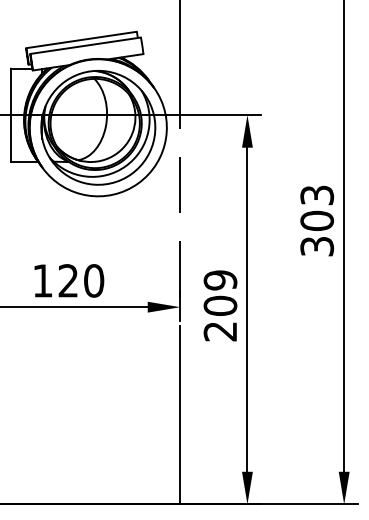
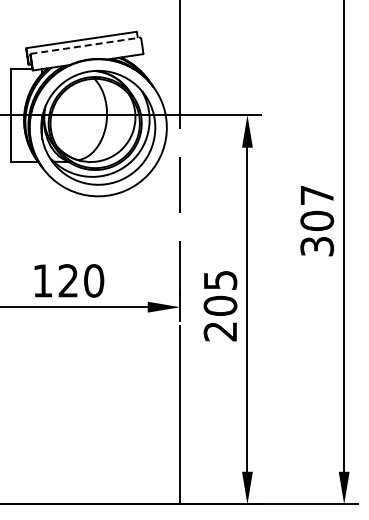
line: solid -> dashed (85, 45)
text: 303 -> 307 (317, 195)
text: 209 -> 205 (220, 280)
